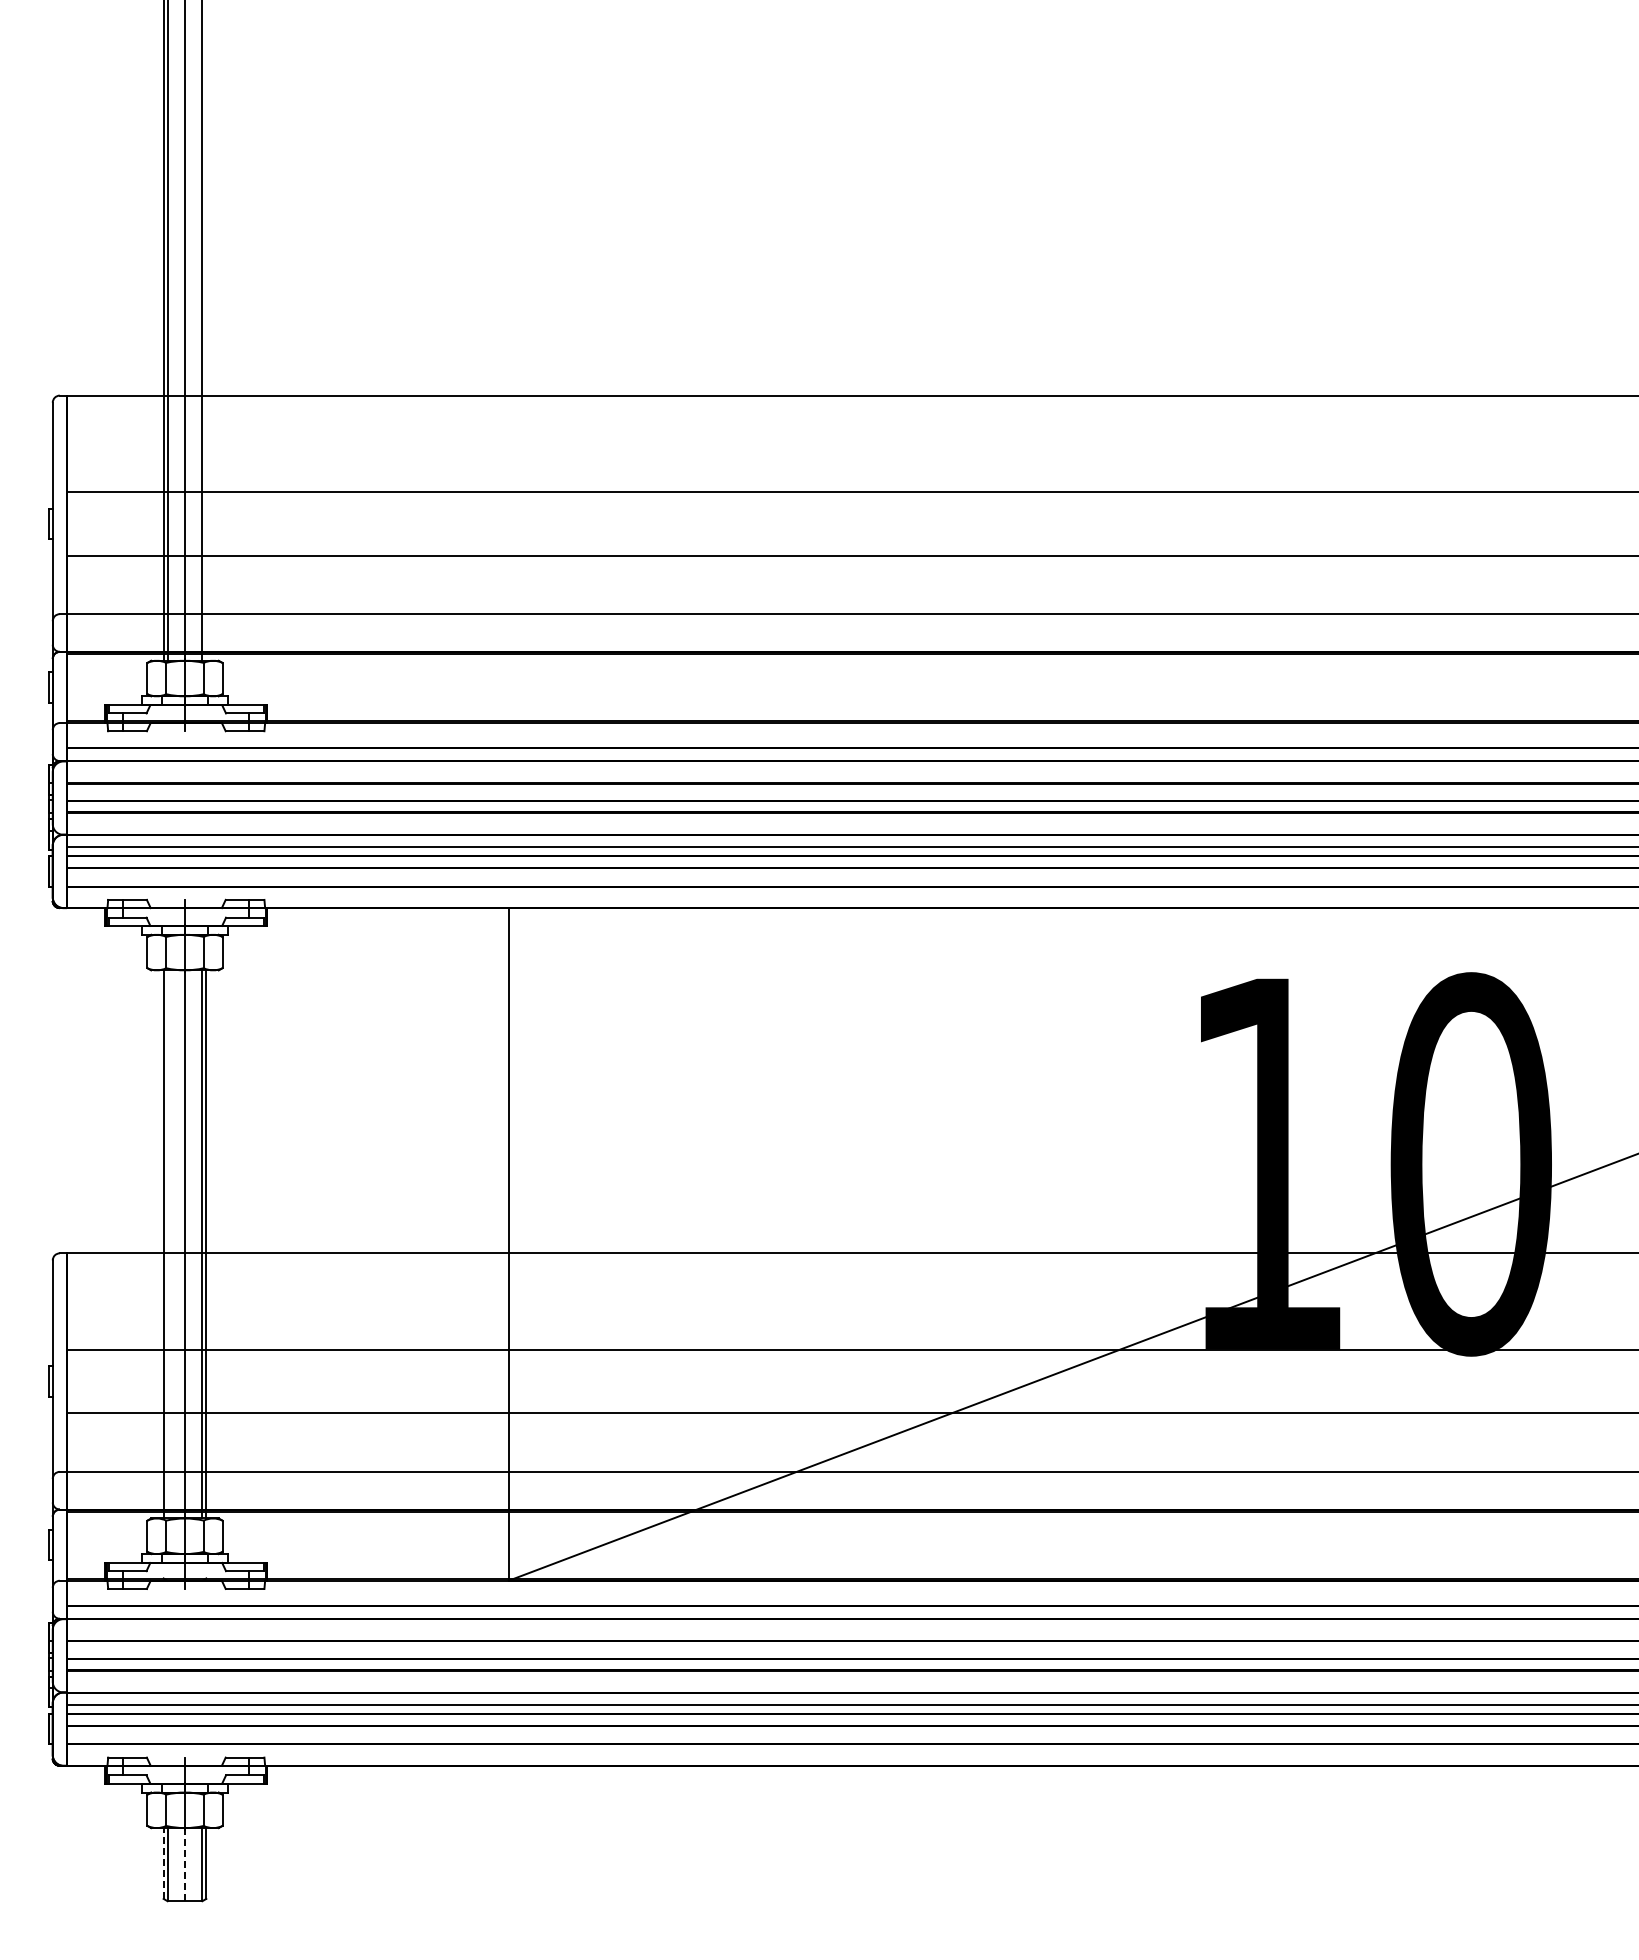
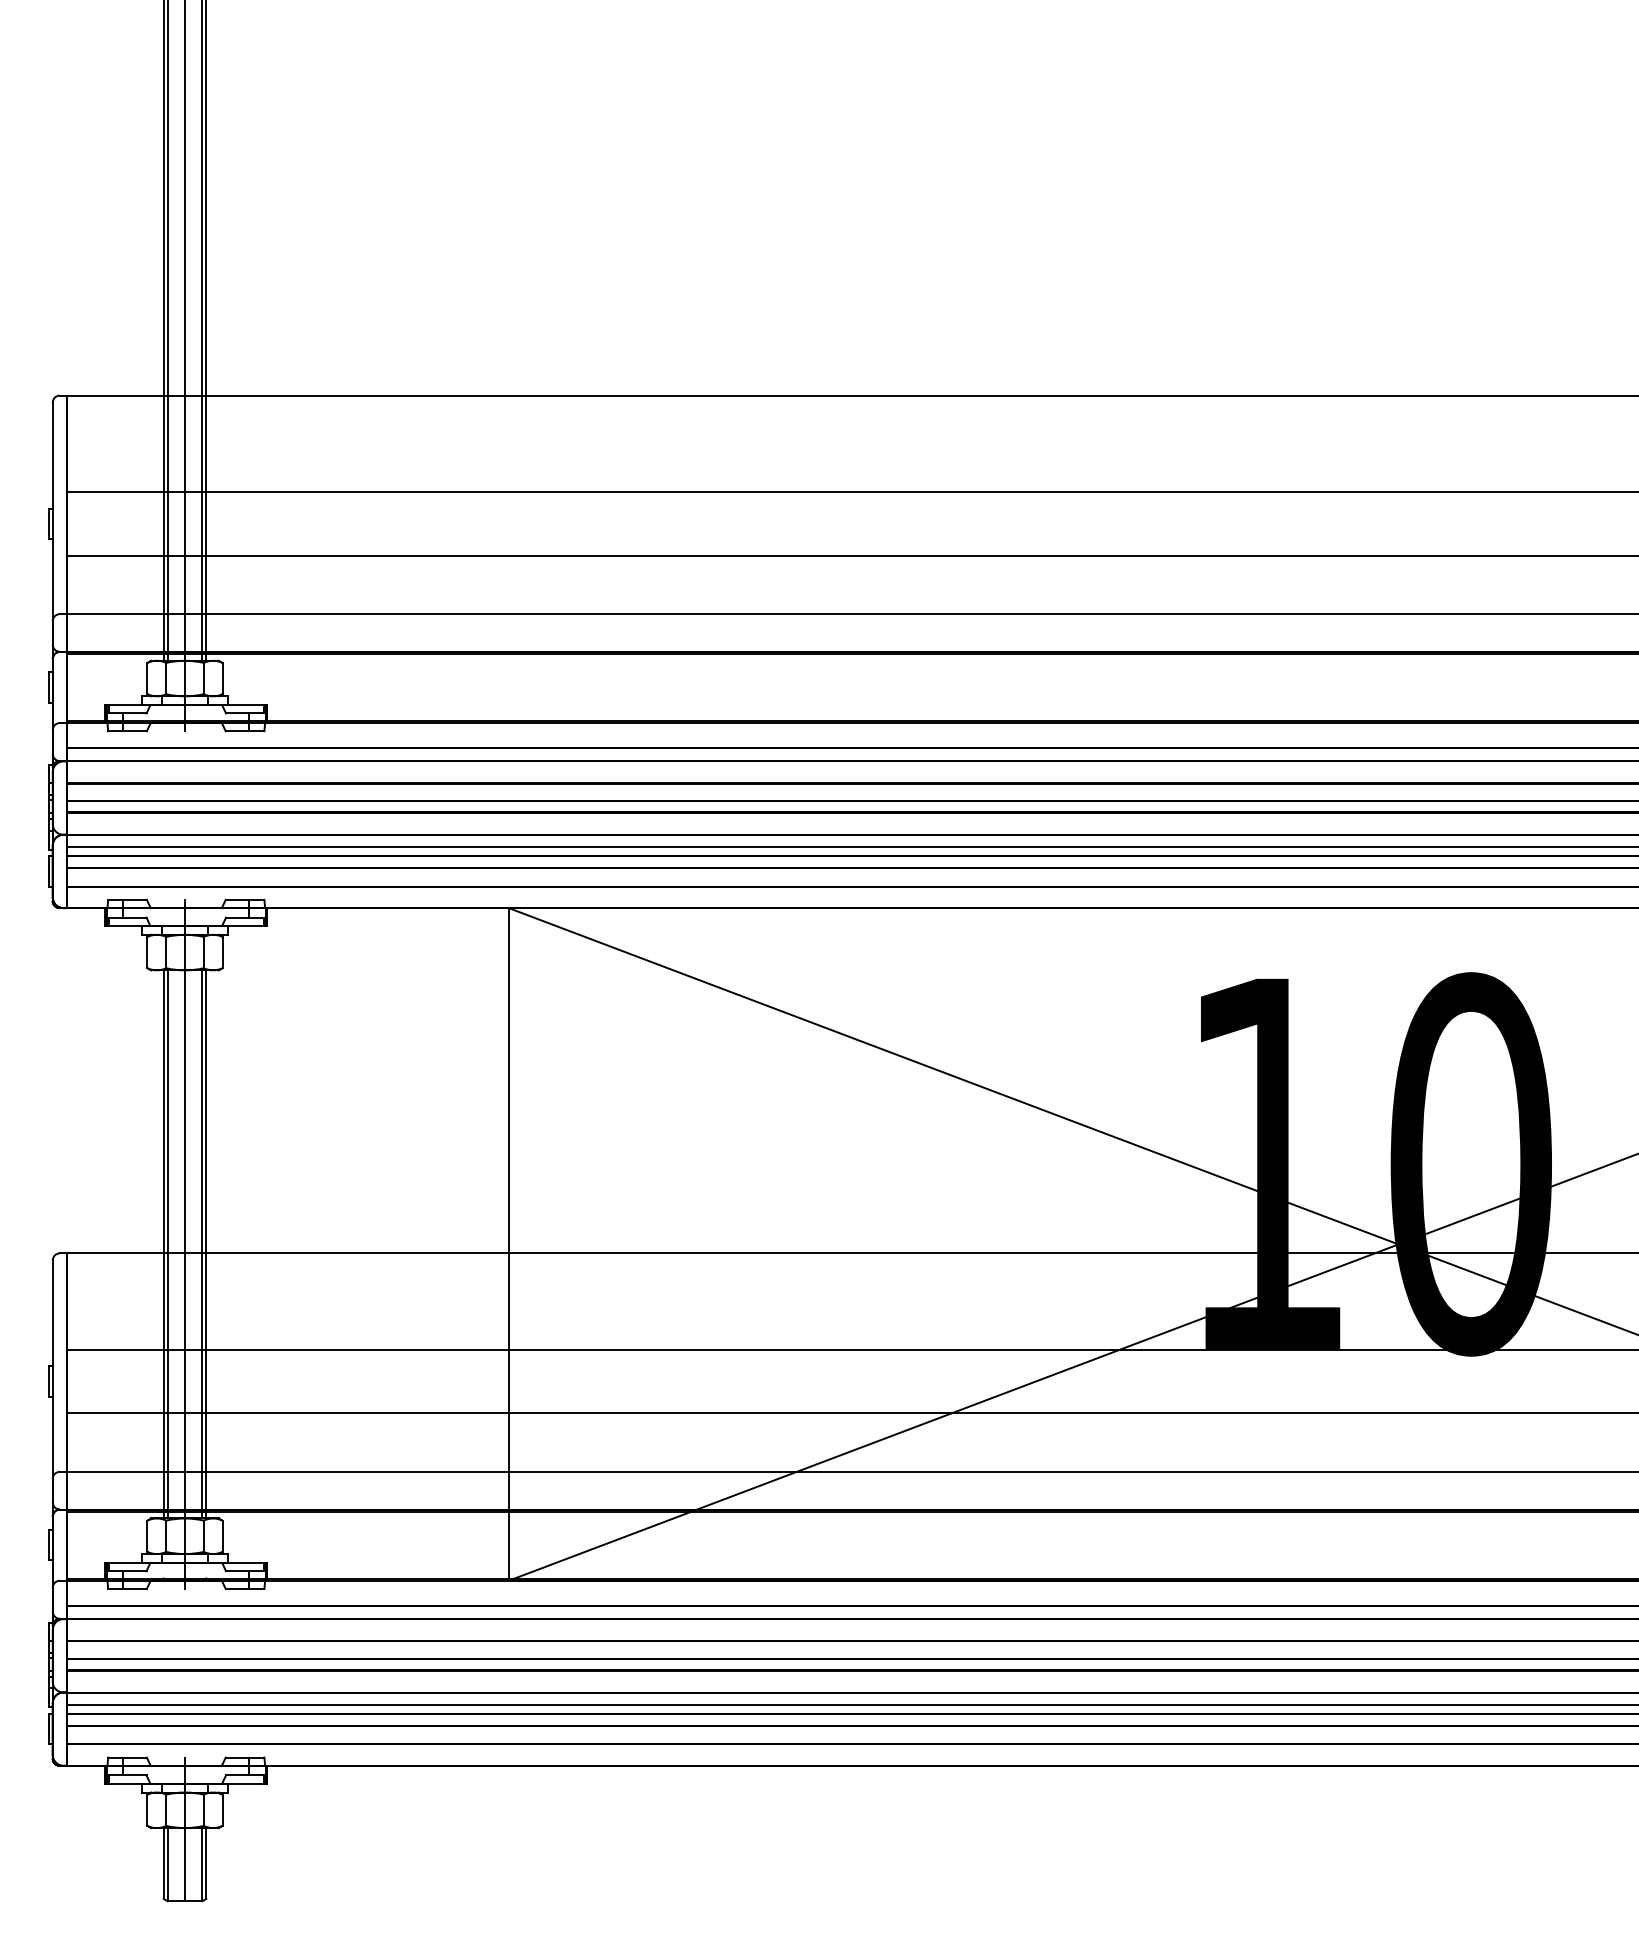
line: none -> present (206, 331)
line: none -> present (1071, 1120)
line: none -> present (167, 1244)
line: dashed -> solid (163, 1863)
line: dashed -> solid (184, 1864)
